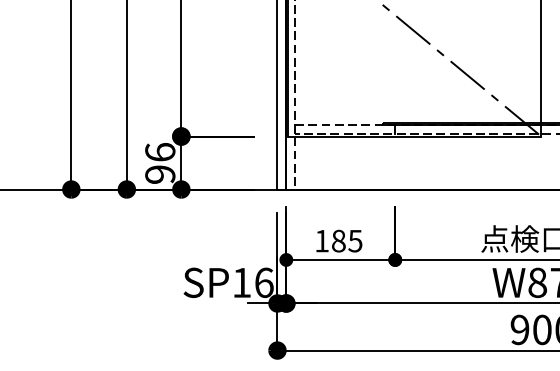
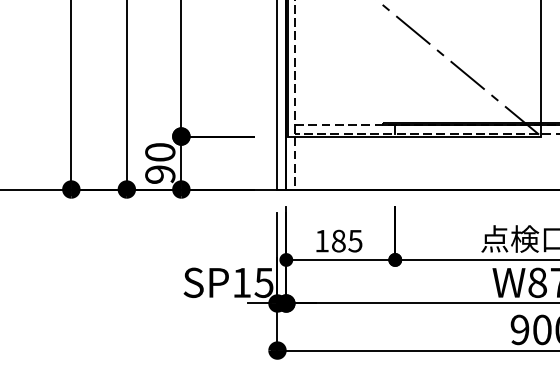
text: 96 -> 90 (160, 152)
text: SP16 -> SP15 (263, 282)
